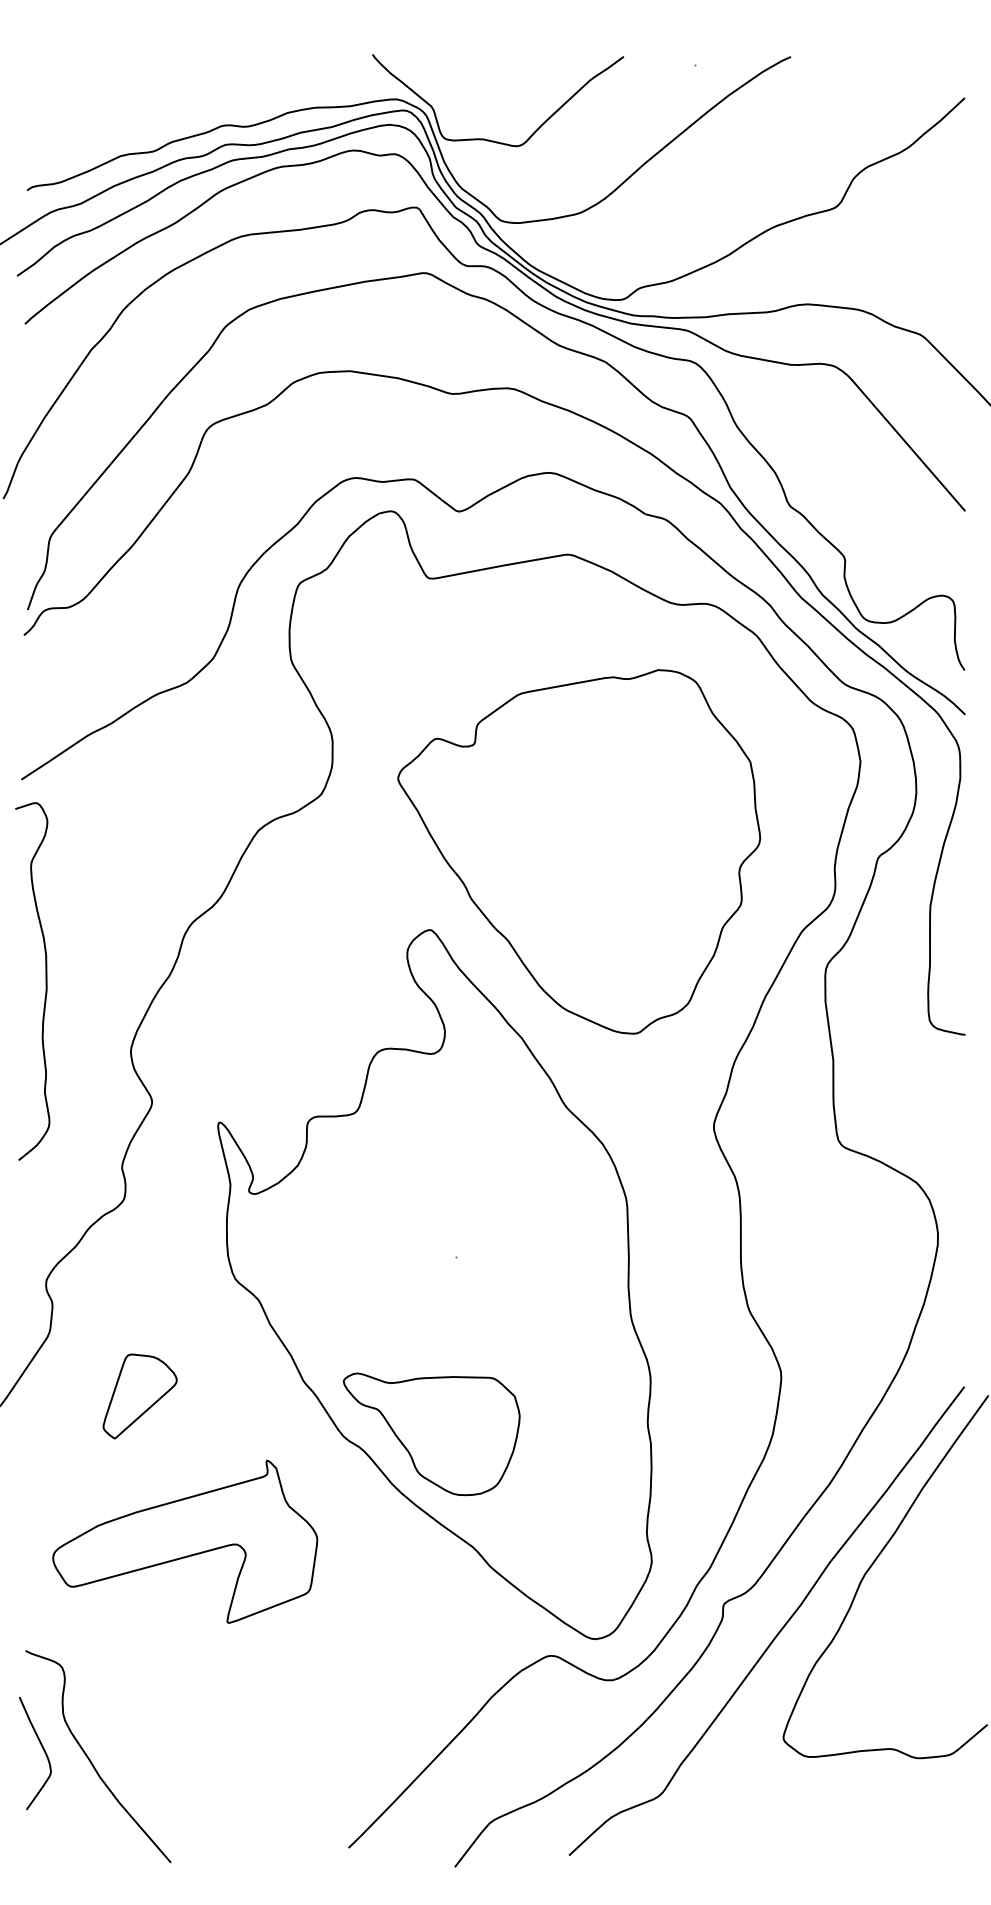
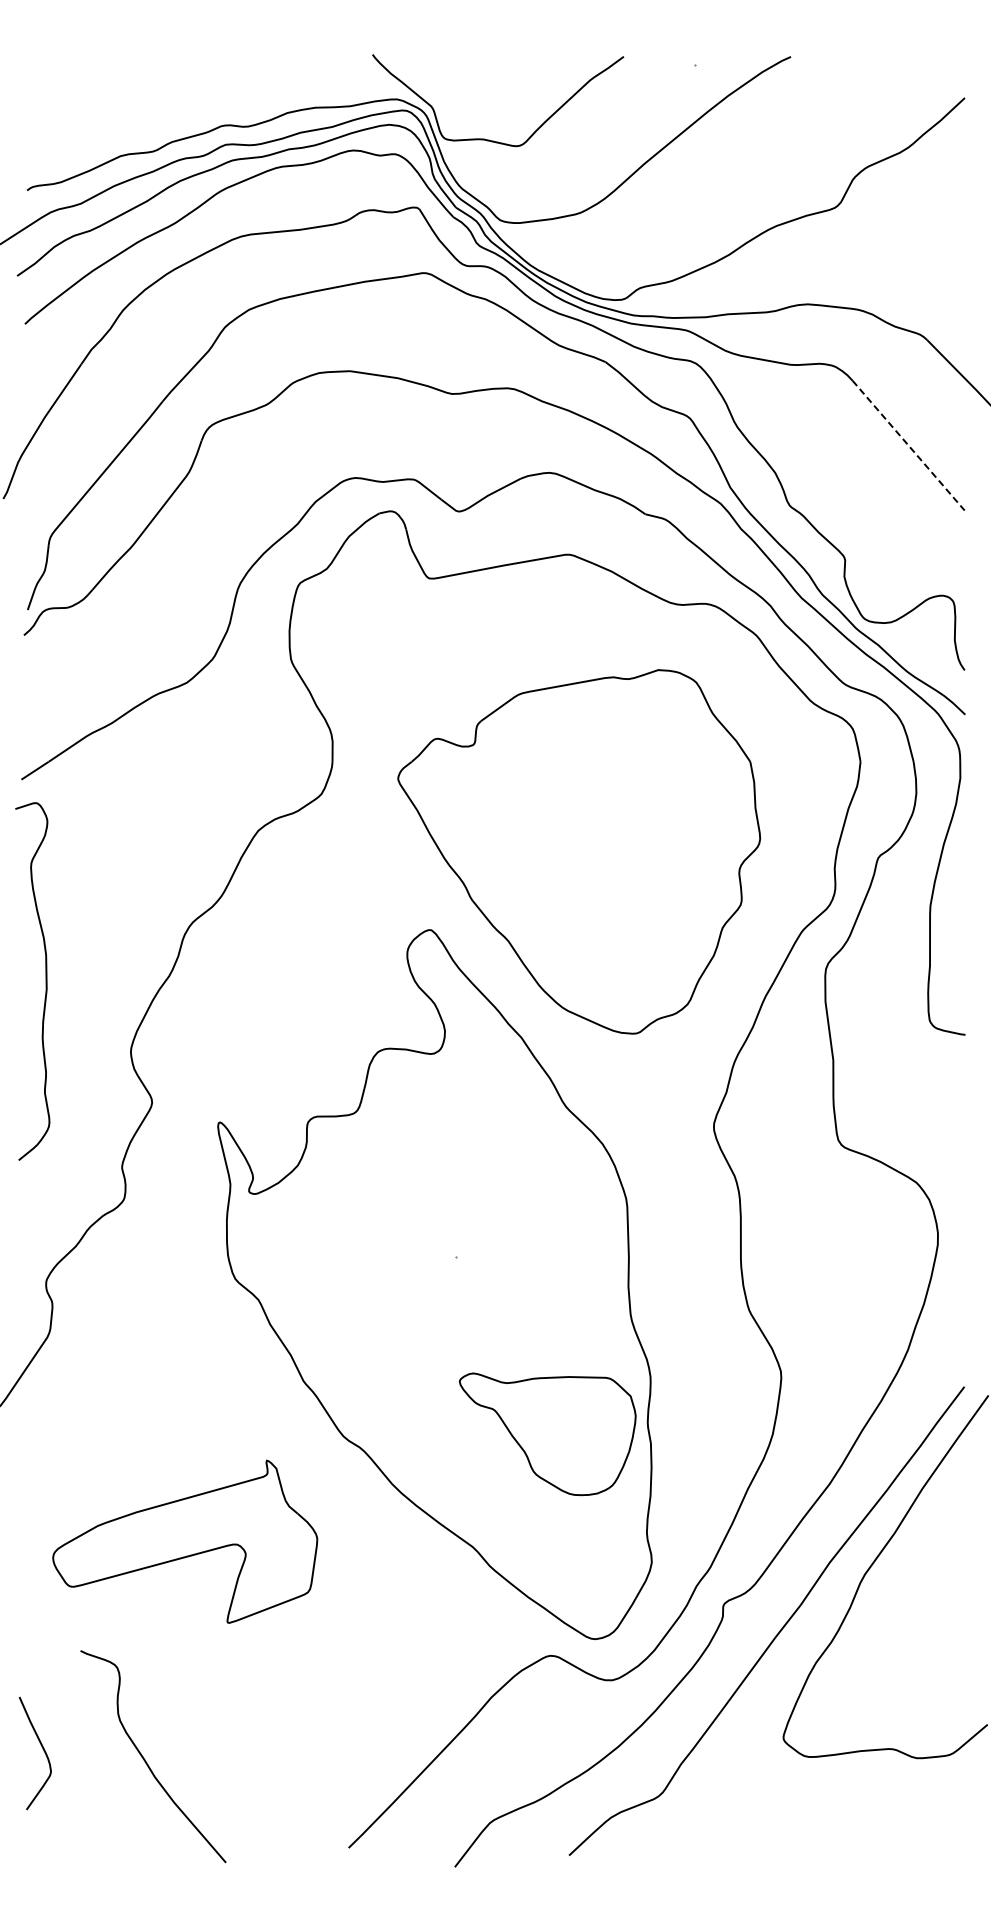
line: solid -> dashed (908, 445)
part: present -> none (139, 1396)
part position: (431, 1434) -> (547, 1434) (547, 1434)
curve position: (92, 1762) -> (147, 1762) (147, 1762)
